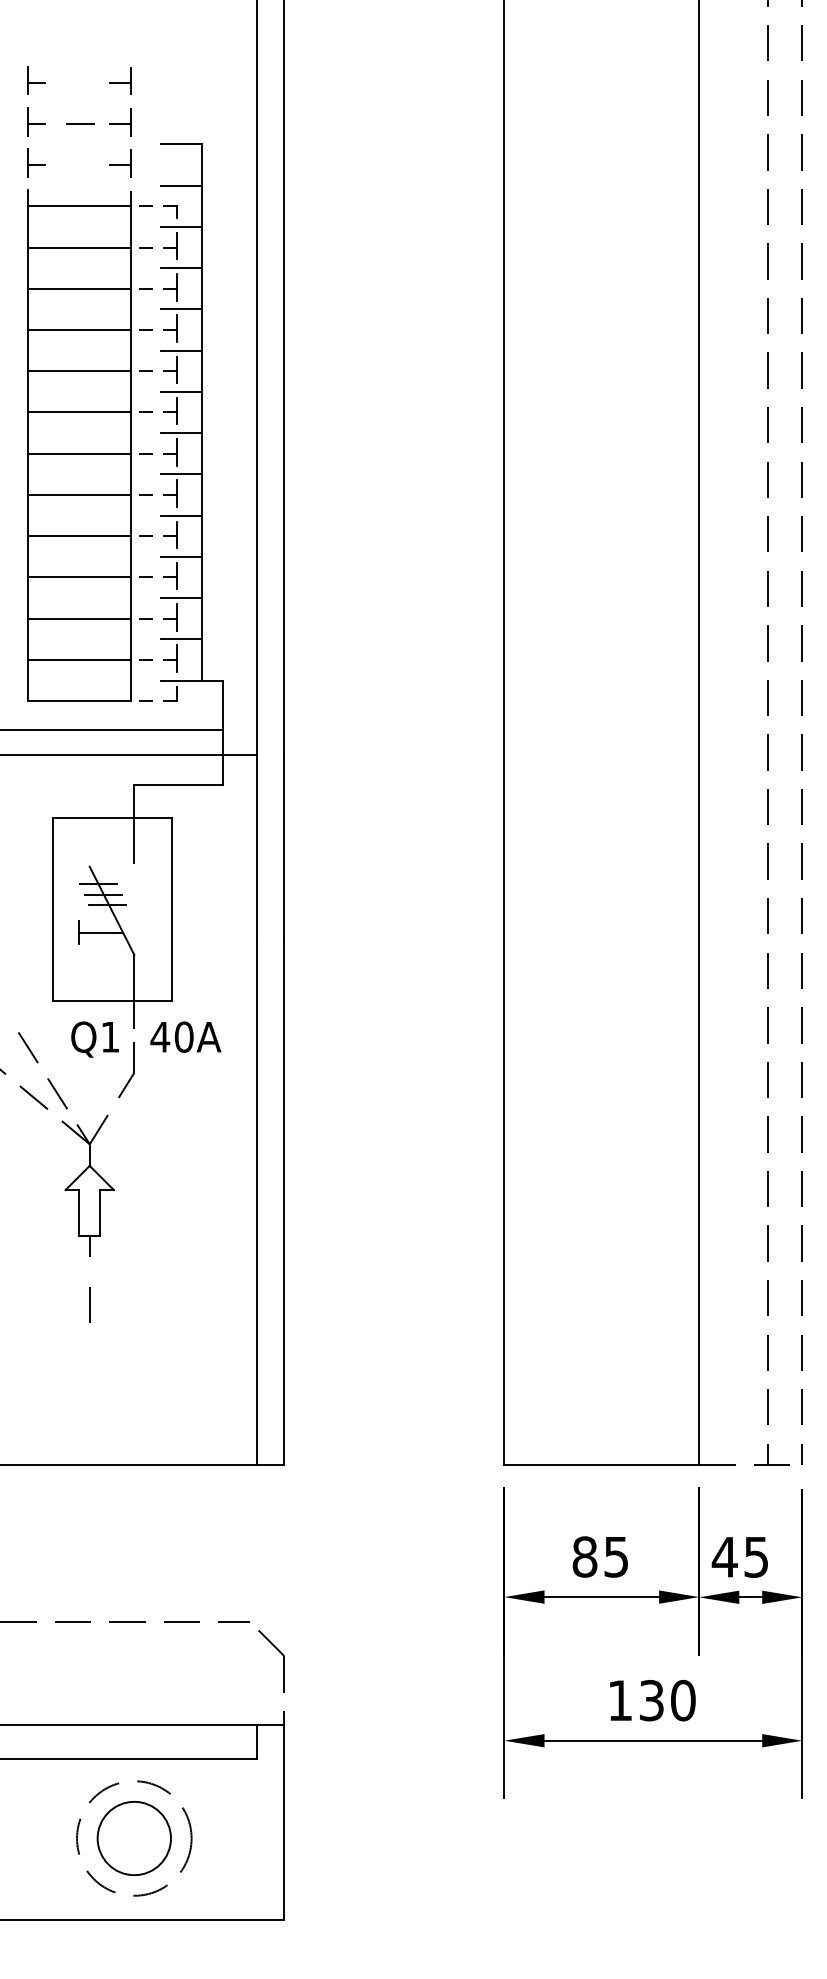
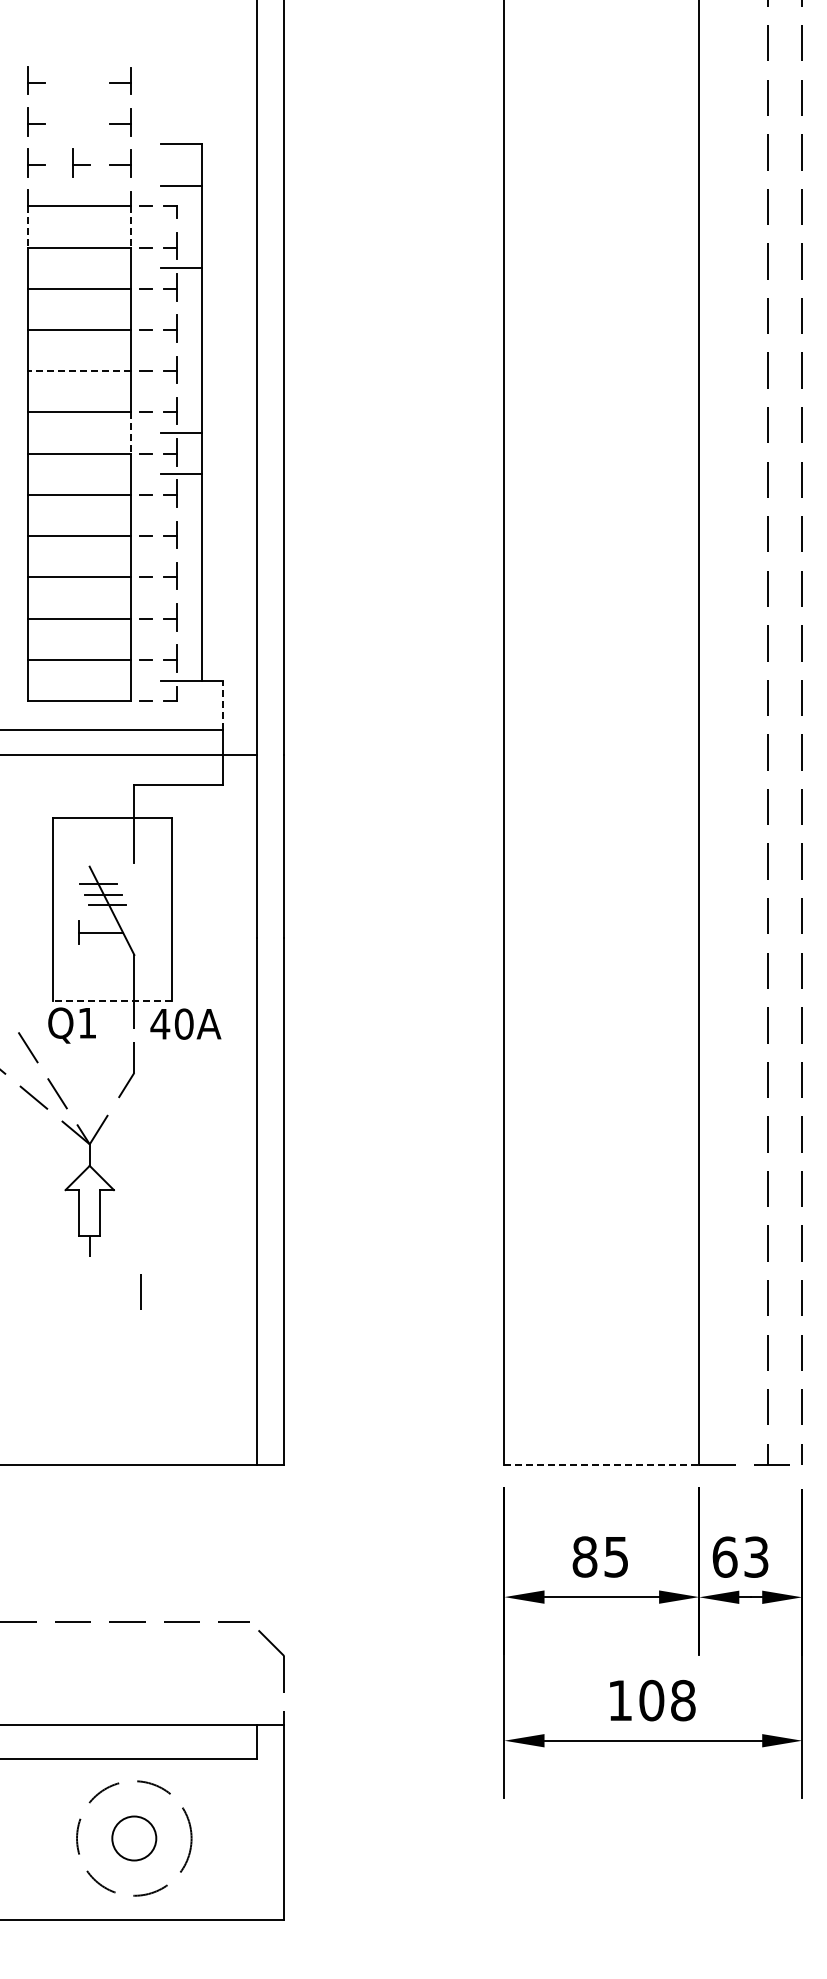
line: present -> none (79, 123)
part: none -> present (81, 162)
line: solid -> dashed (28, 226)
line: solid -> dashed (131, 226)
line: present -> none (181, 226)
line: present -> none (181, 309)
line: present -> none (181, 350)
line: solid -> dashed (79, 371)
line: present -> none (181, 391)
line: solid -> dashed (131, 433)
line: present -> none (181, 515)
line: present -> none (181, 556)
line: present -> none (181, 598)
line: present -> none (181, 639)
line: solid -> dashed (223, 705)
line: solid -> dashed (112, 1000)
text position: (185, 1036) -> (185, 1023) (185, 1023)
text position: (94, 1039) -> (71, 1025) (71, 1025)
line position: (89, 1304) -> (140, 1291) (140, 1291)
line: solid -> dashed (602, 1465)
text: 45 -> 63 (739, 1556)
text: 130 -> 108 (667, 1700)
circle diameter: 73 px -> 44 px (134, 1838)
